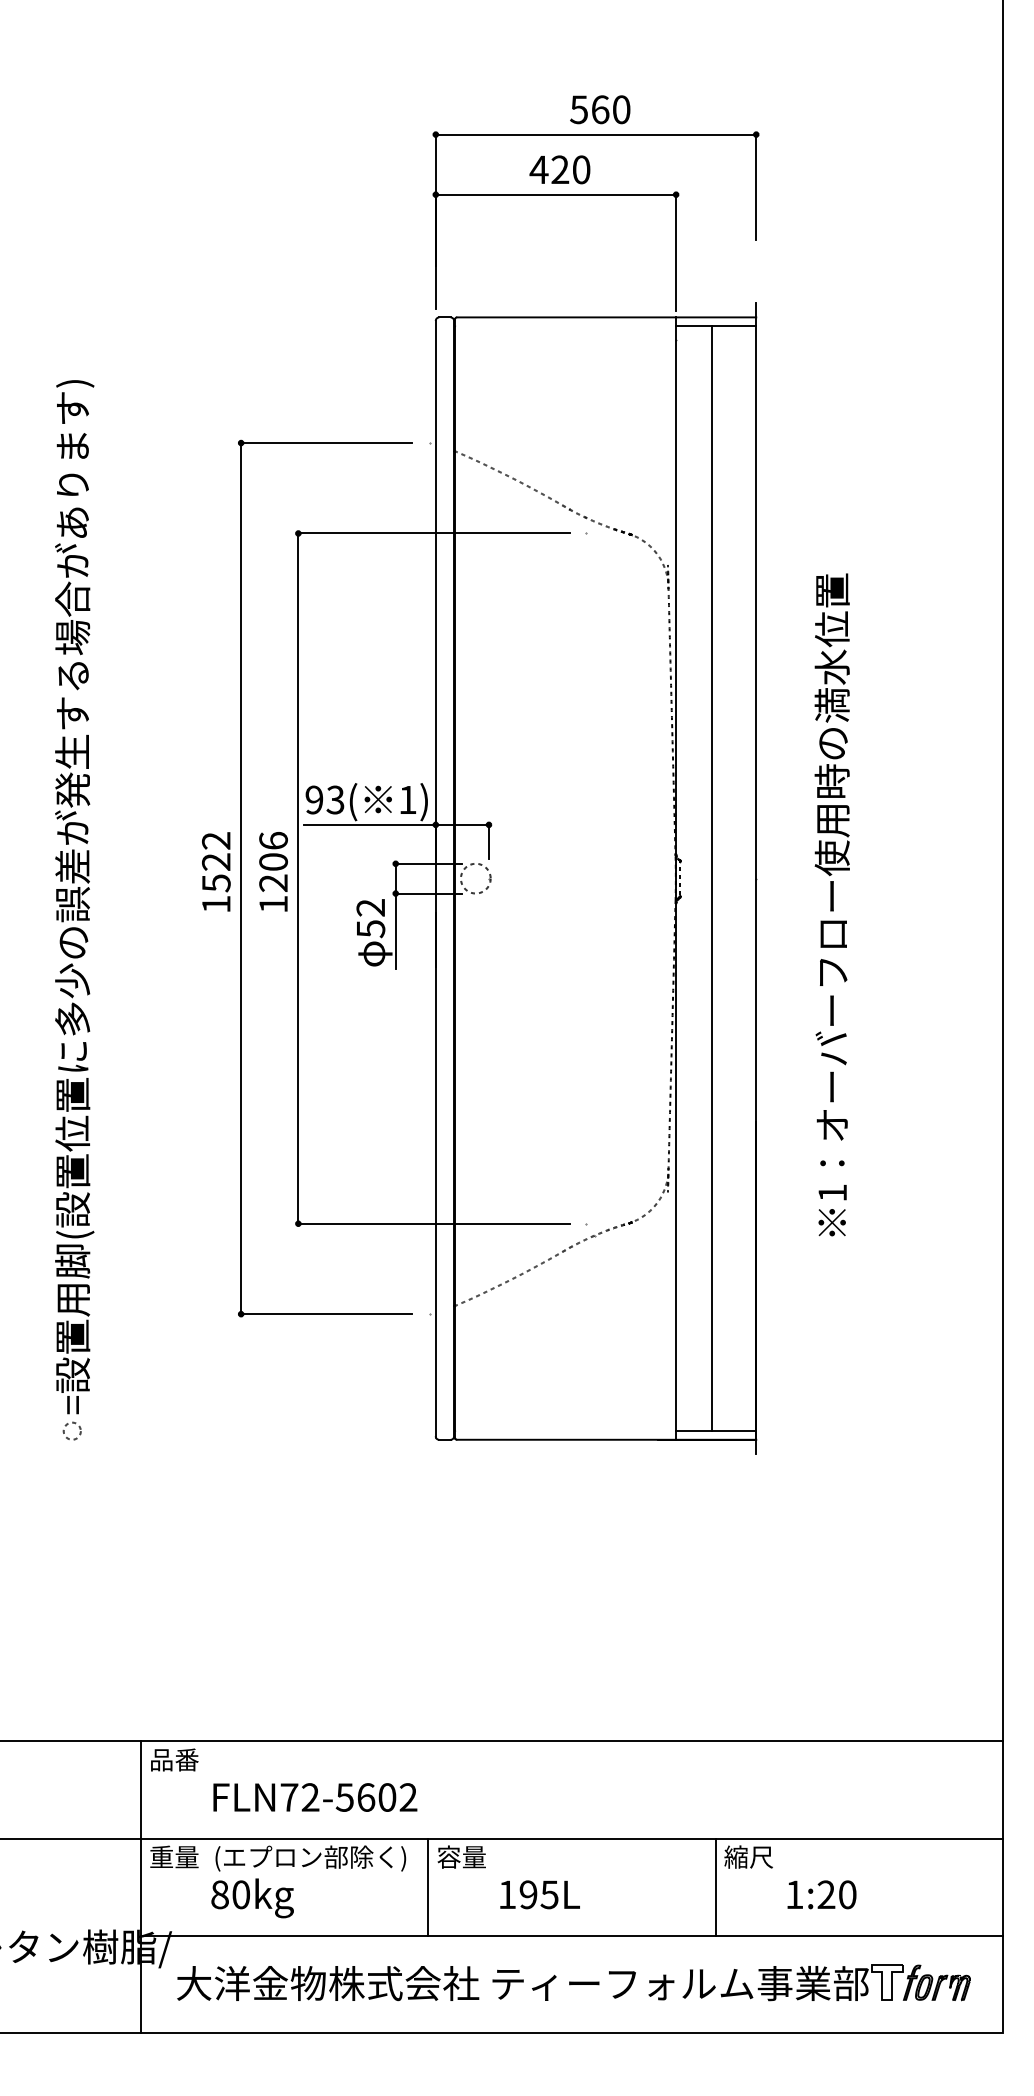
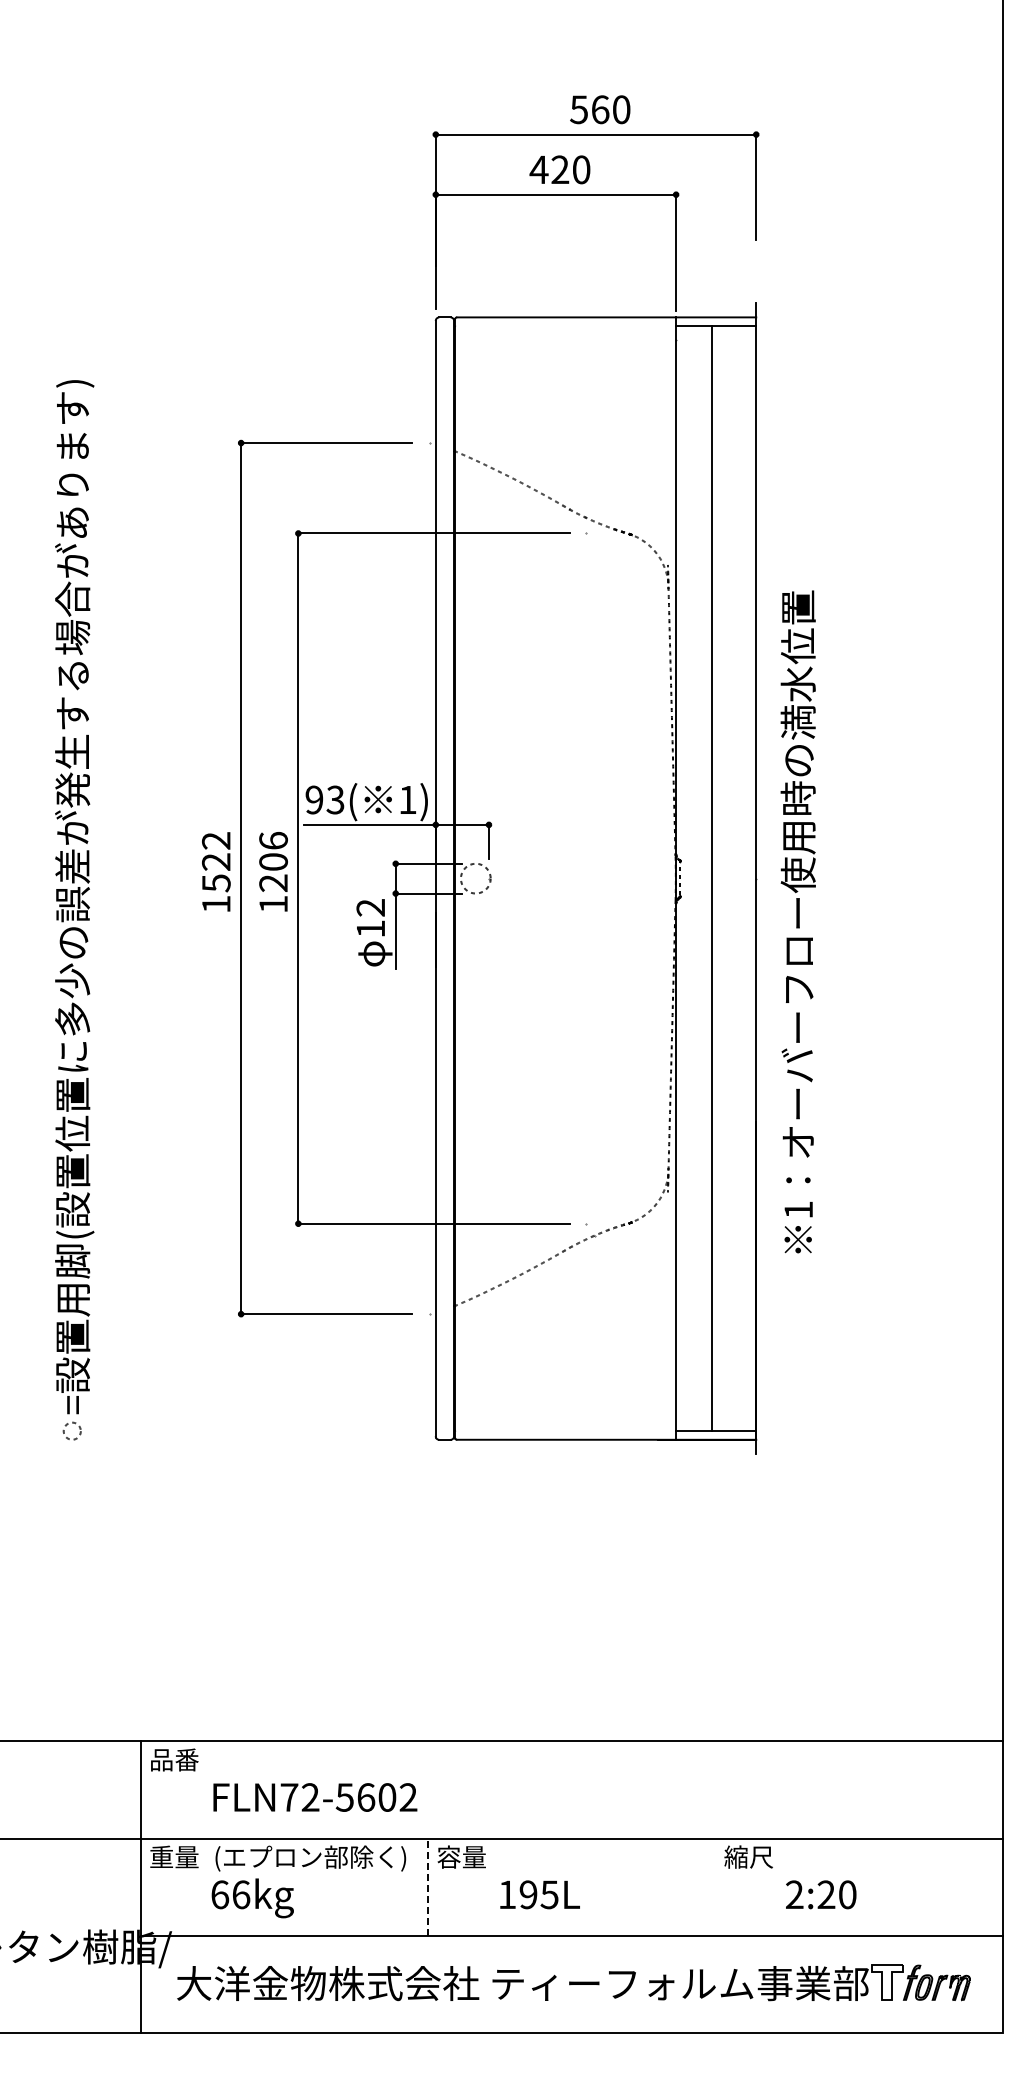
text position: (831, 904) -> (797, 921) (797, 921)
text: 52 -> 12 (371, 929)
line: present -> none (715, 1886)
line: solid -> dashed (428, 1887)
text: 80kg -> 66kg (230, 1894)
text: 1:20 -> 2:20 (794, 1894)
